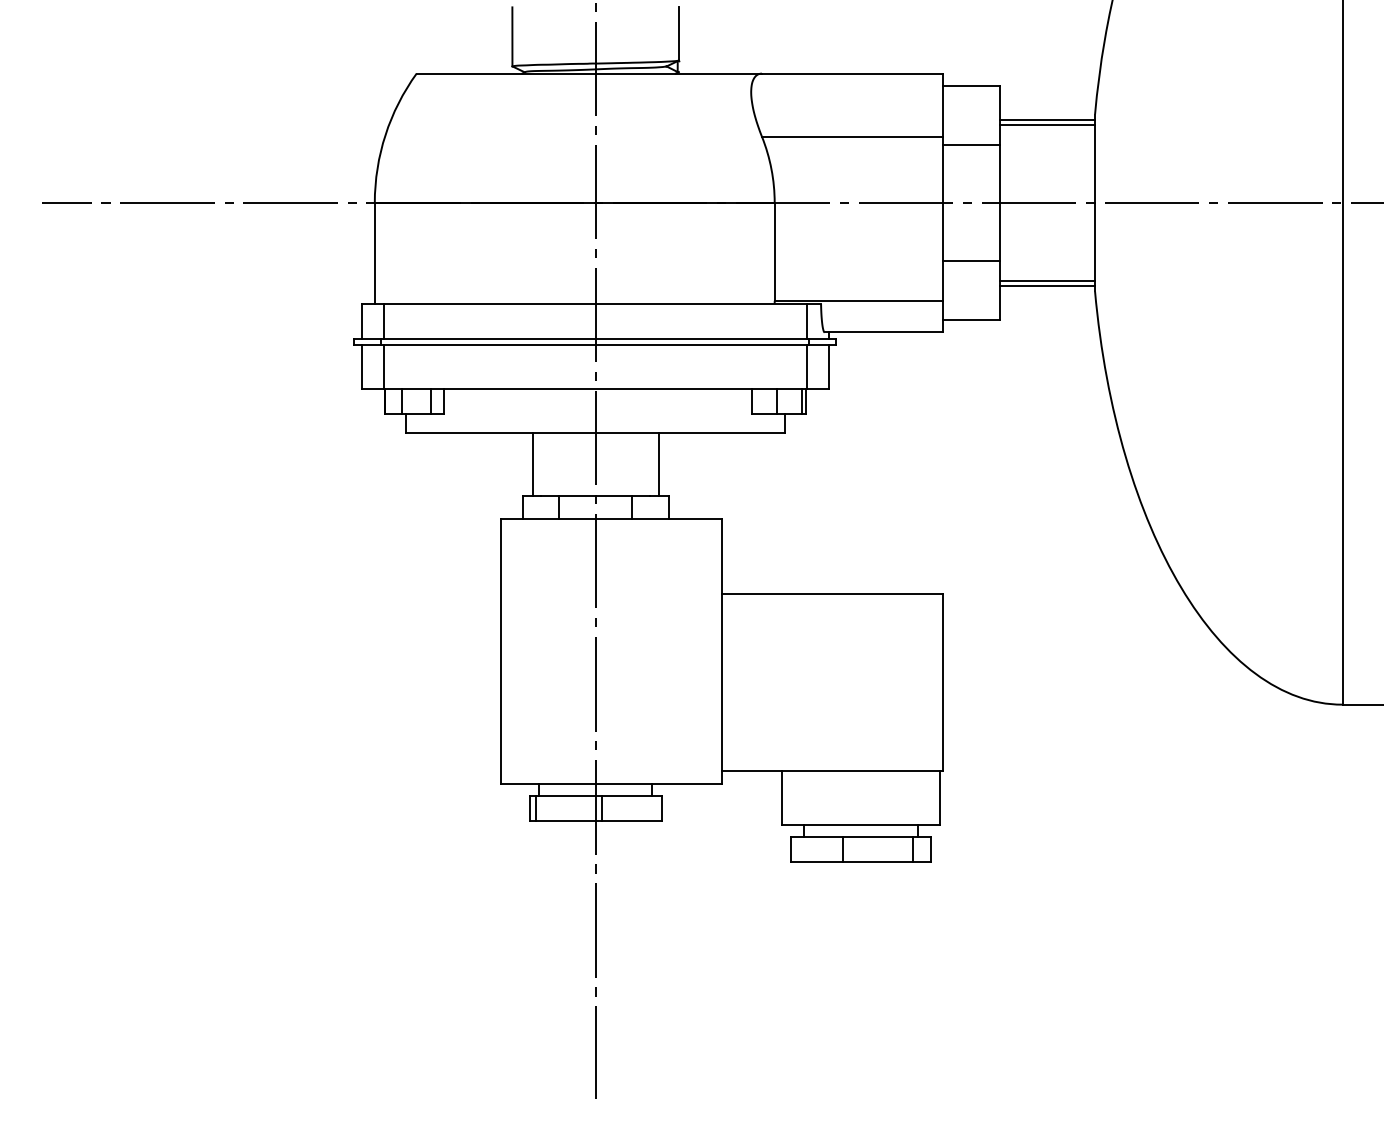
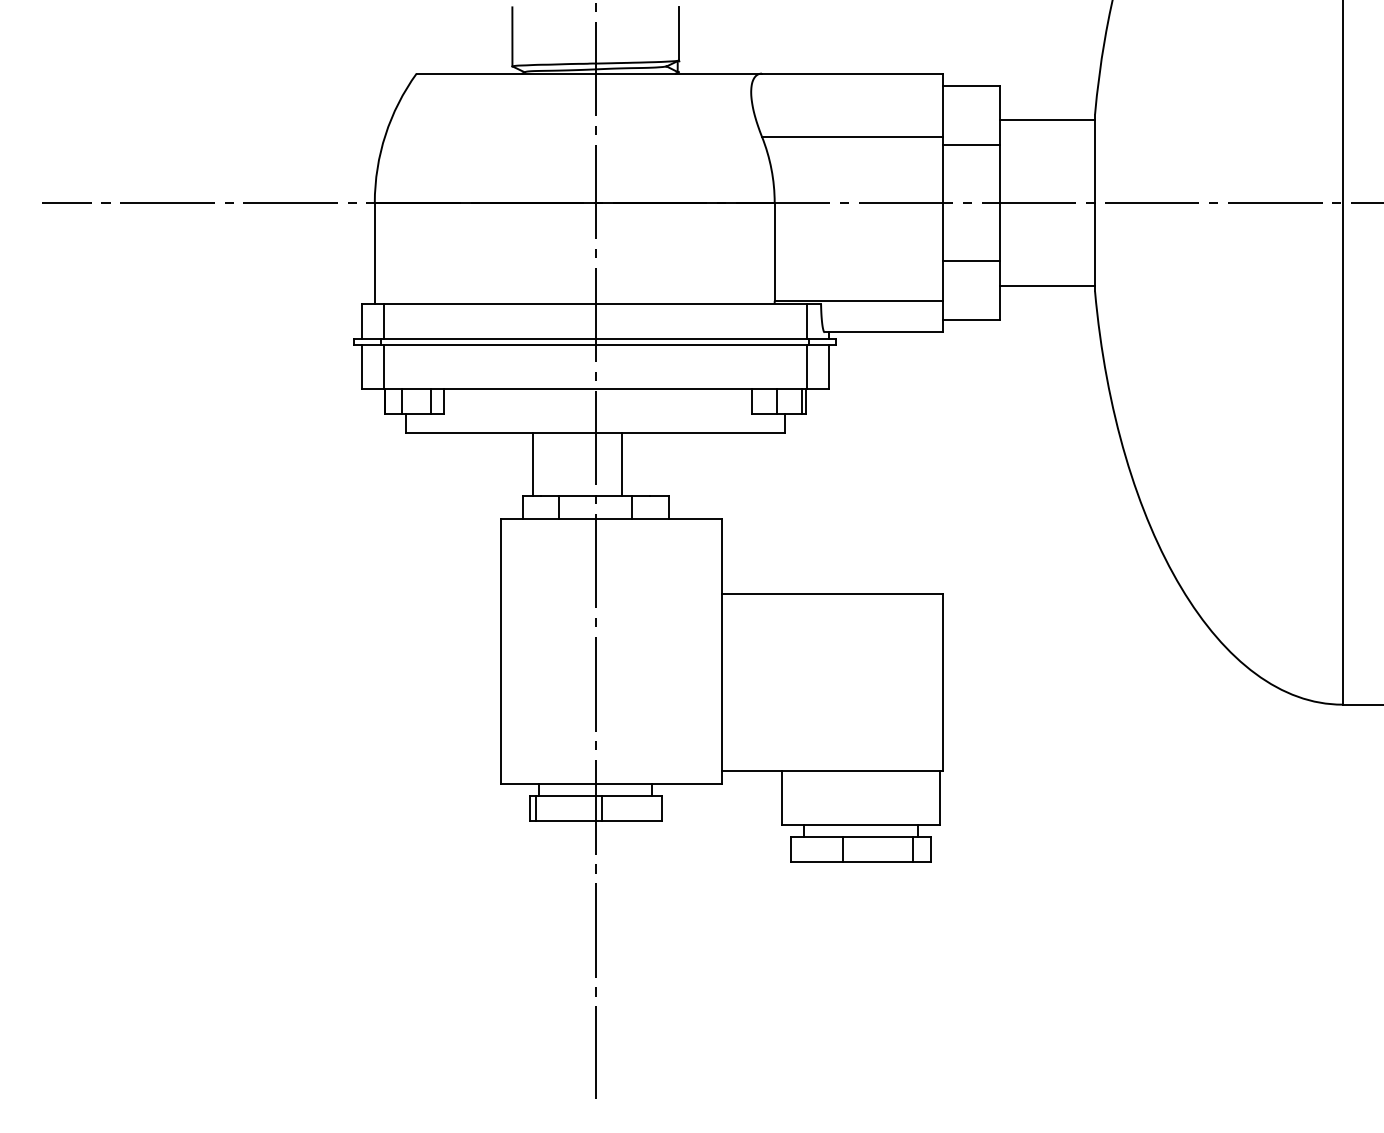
line: present -> none (1047, 125)
line: present -> none (1047, 280)
line position: (658, 464) -> (621, 464) (621, 464)
